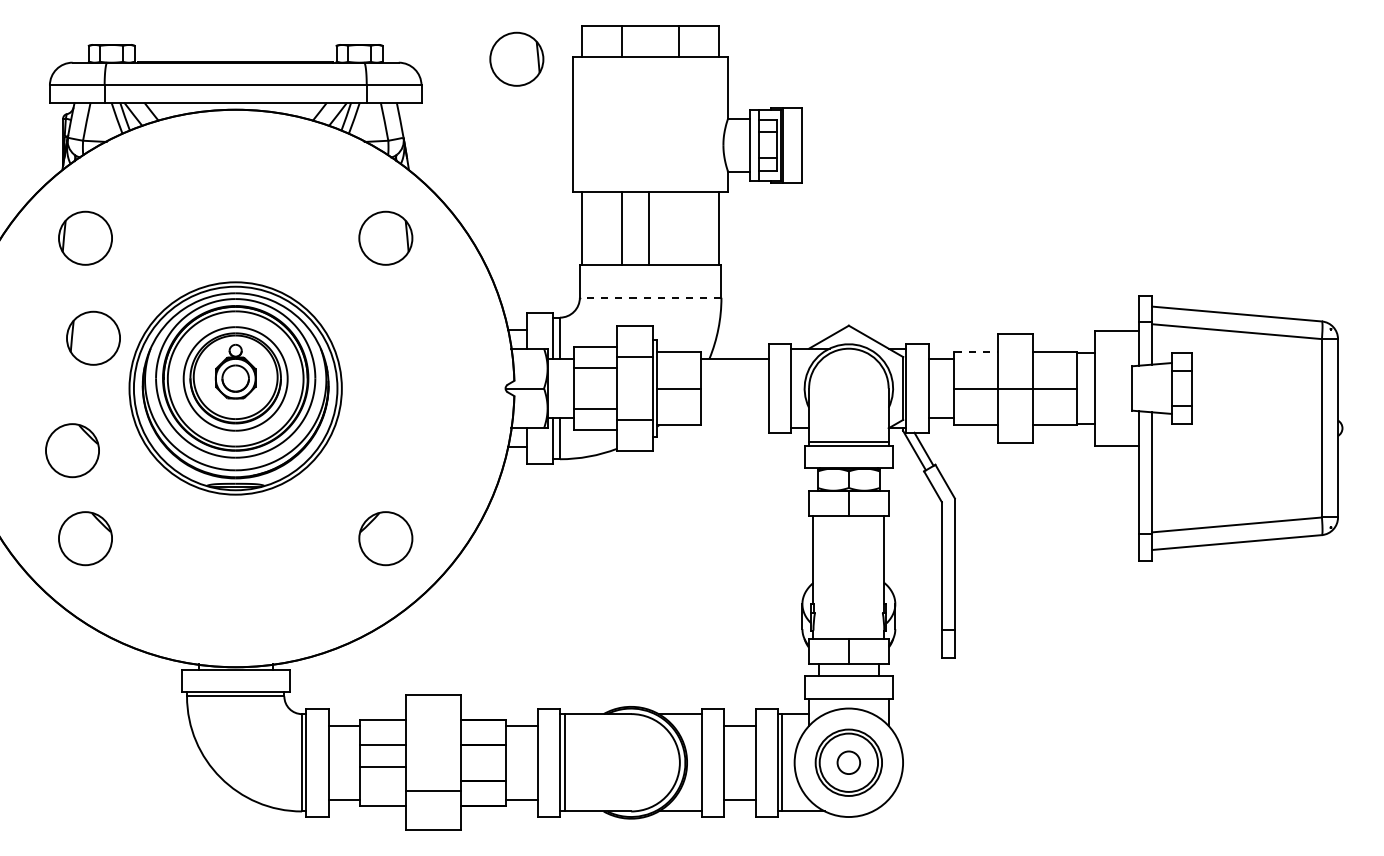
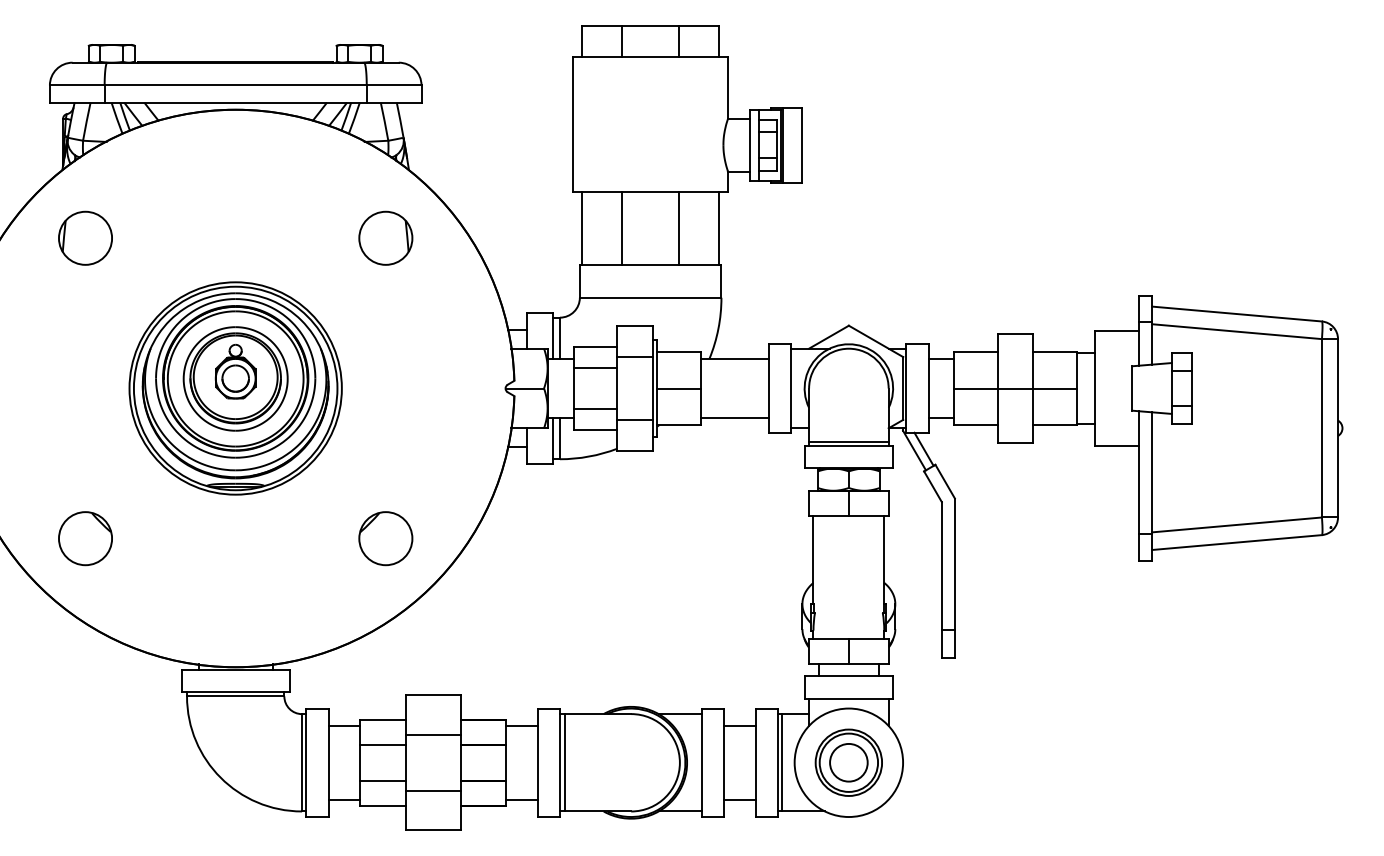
part: present -> none (516, 58)
line position: (649, 227) -> (679, 227) (679, 227)
line: dashed -> solid (650, 297)
part: present -> none (93, 337)
line: dashed -> solid (976, 352)
line: none -> present (734, 418)
part: present -> none (72, 450)
line: none -> present (433, 734)
circle diameter: 23 px -> 38 px (848, 762)
line position: (382, 766) -> (382, 780) (382, 780)
